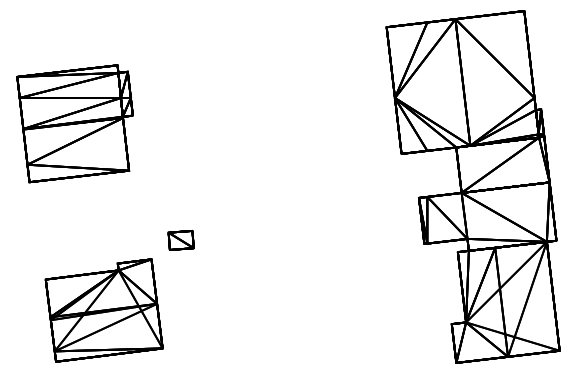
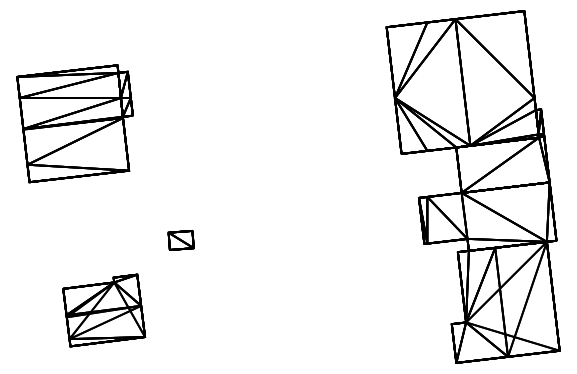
part size: 120x105 px -> 85x75 px (104, 310)
